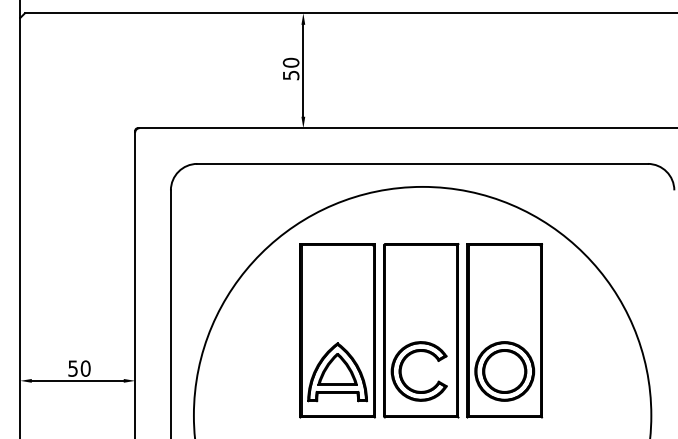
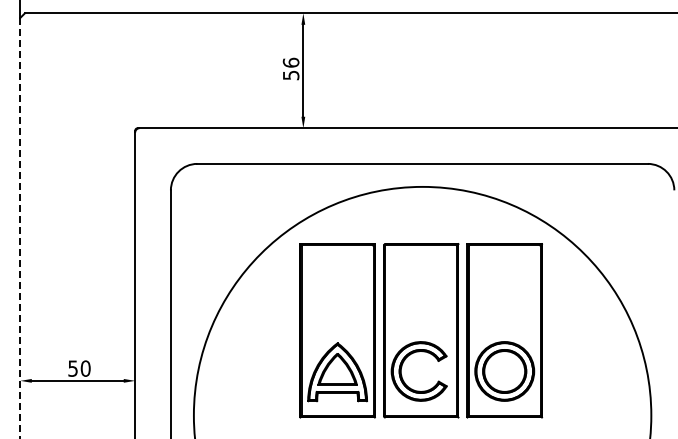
text: 50 -> 56 (290, 62)
line: solid -> dashed (20, 228)
